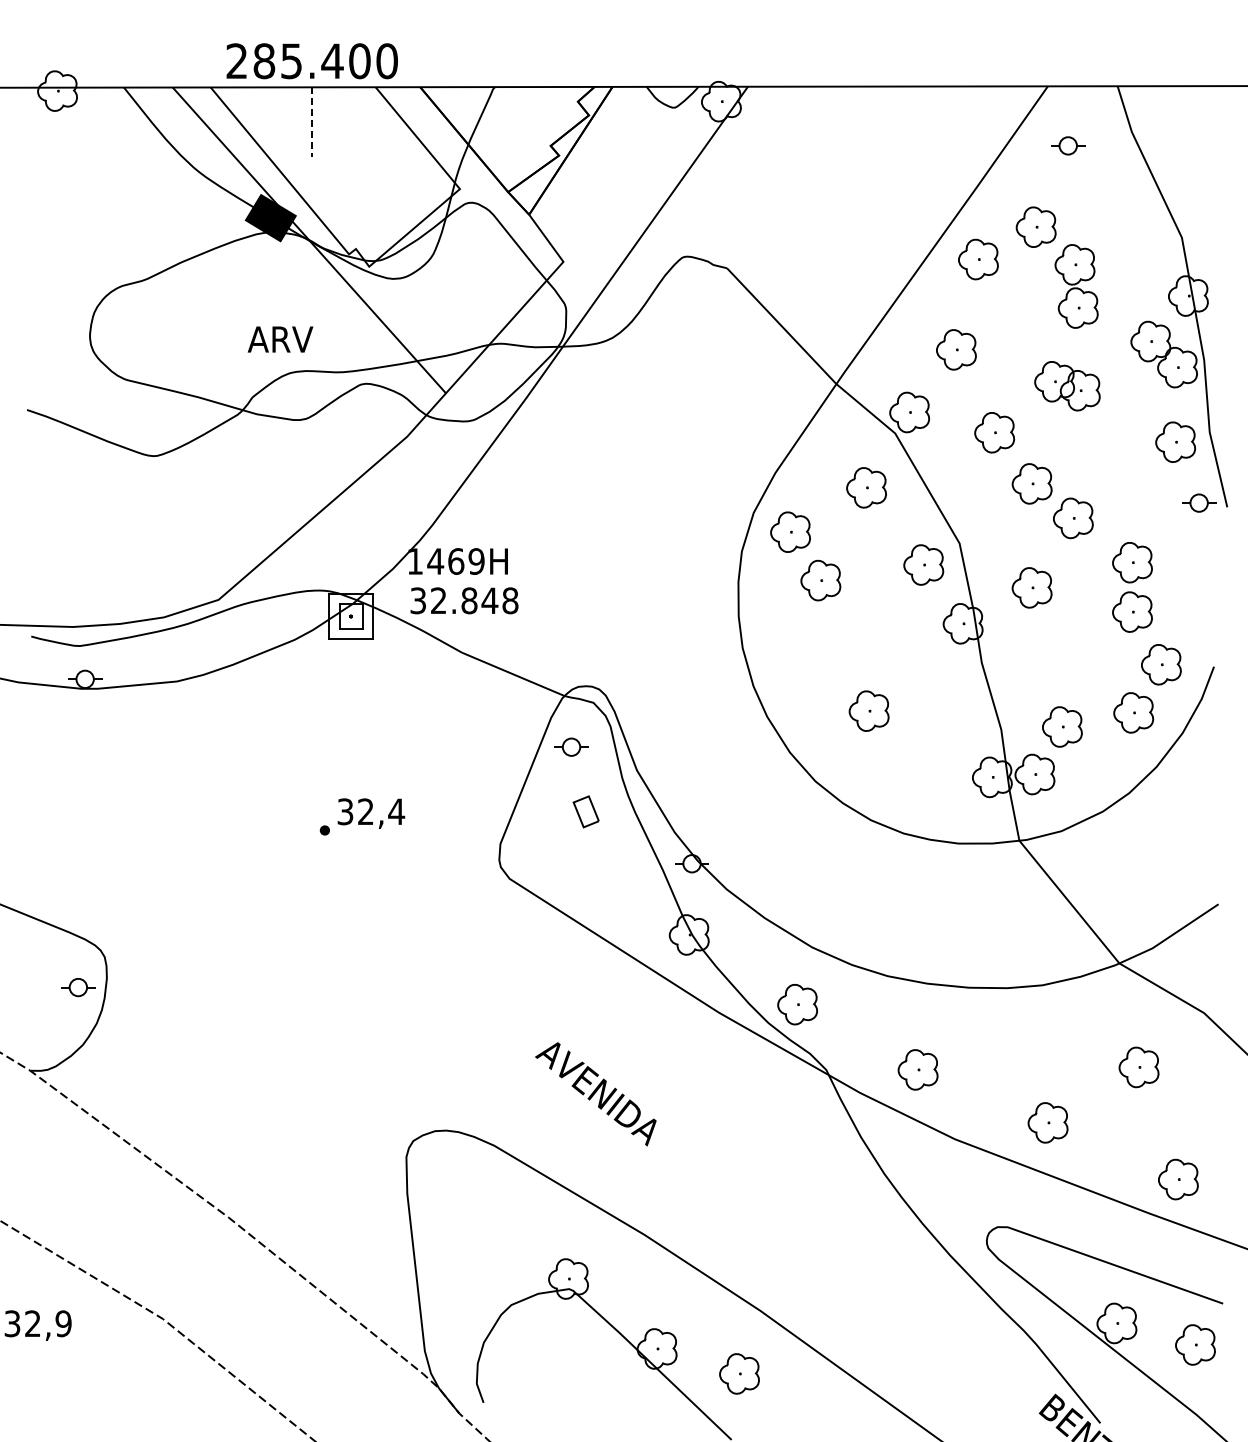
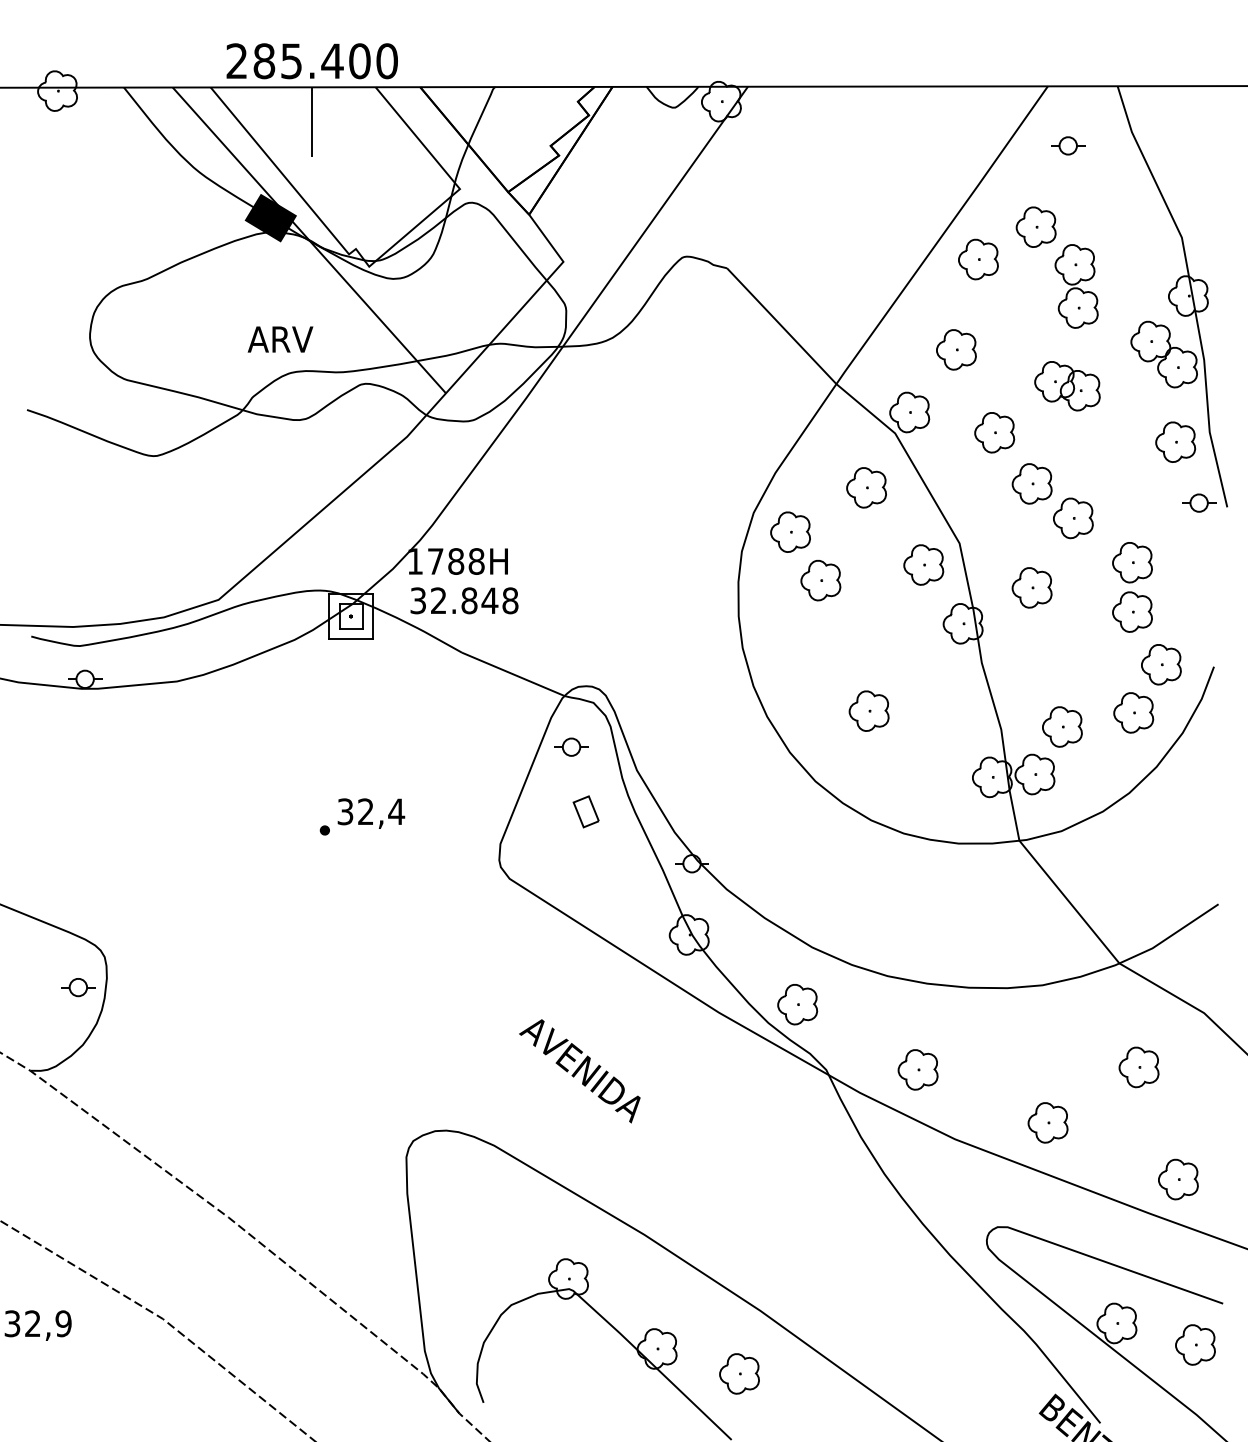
line: dashed -> solid (312, 122)
text: 1469H -> 1788H (455, 561)
text position: (595, 1094) -> (579, 1071) (579, 1071)
